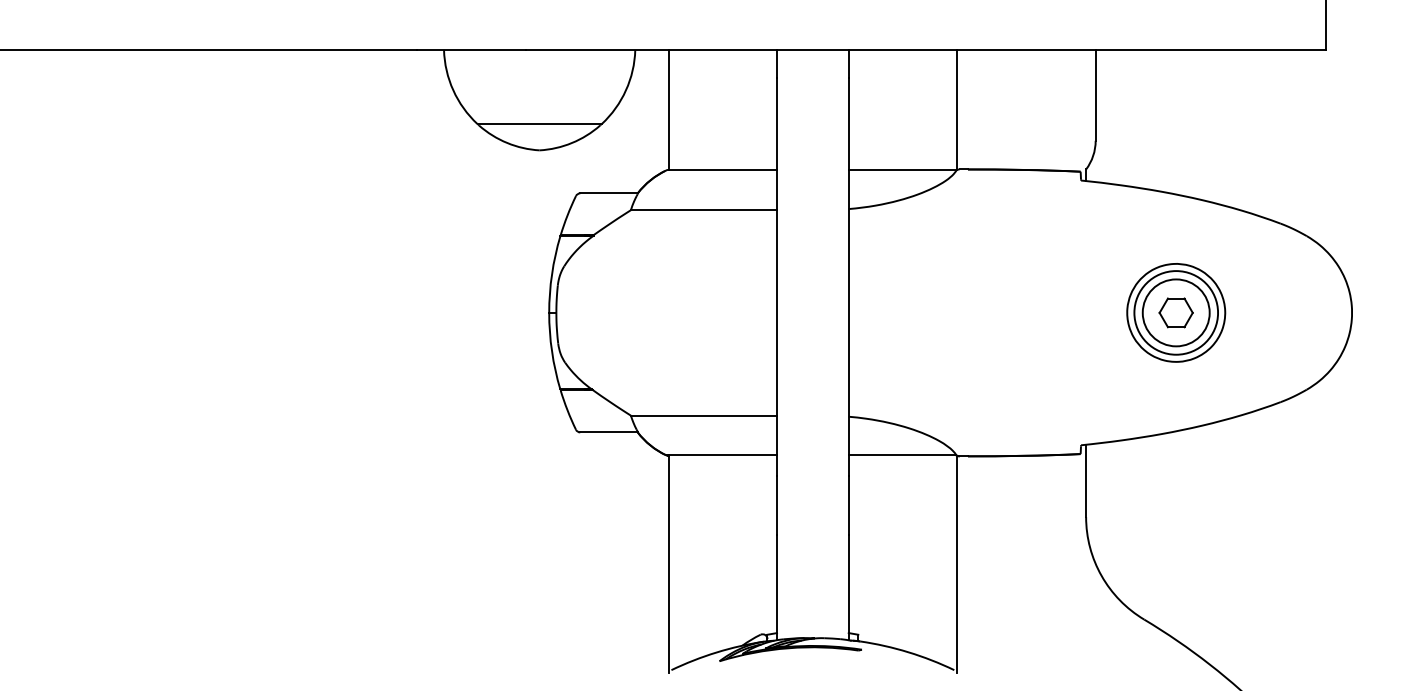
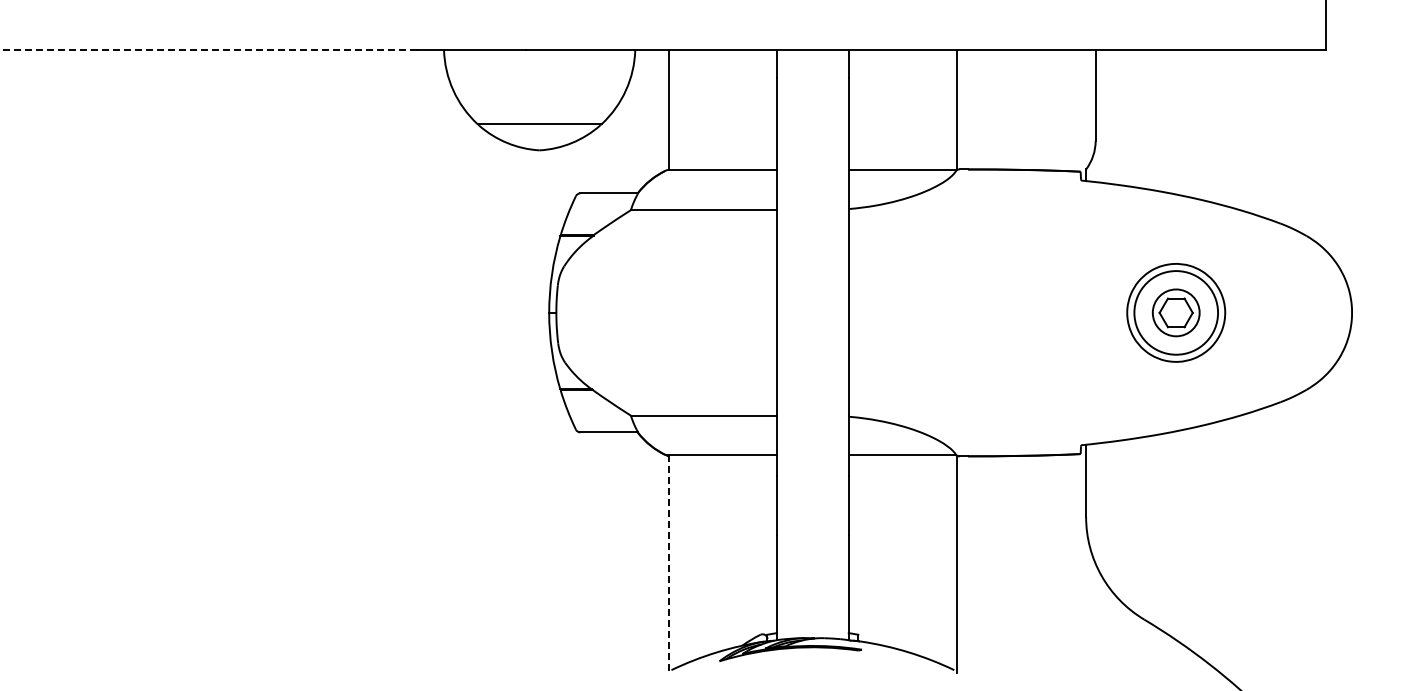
line: solid -> dashed (208, 49)
circle diameter: 67 px -> 47 px (1175, 312)
line: solid -> dashed (668, 564)
